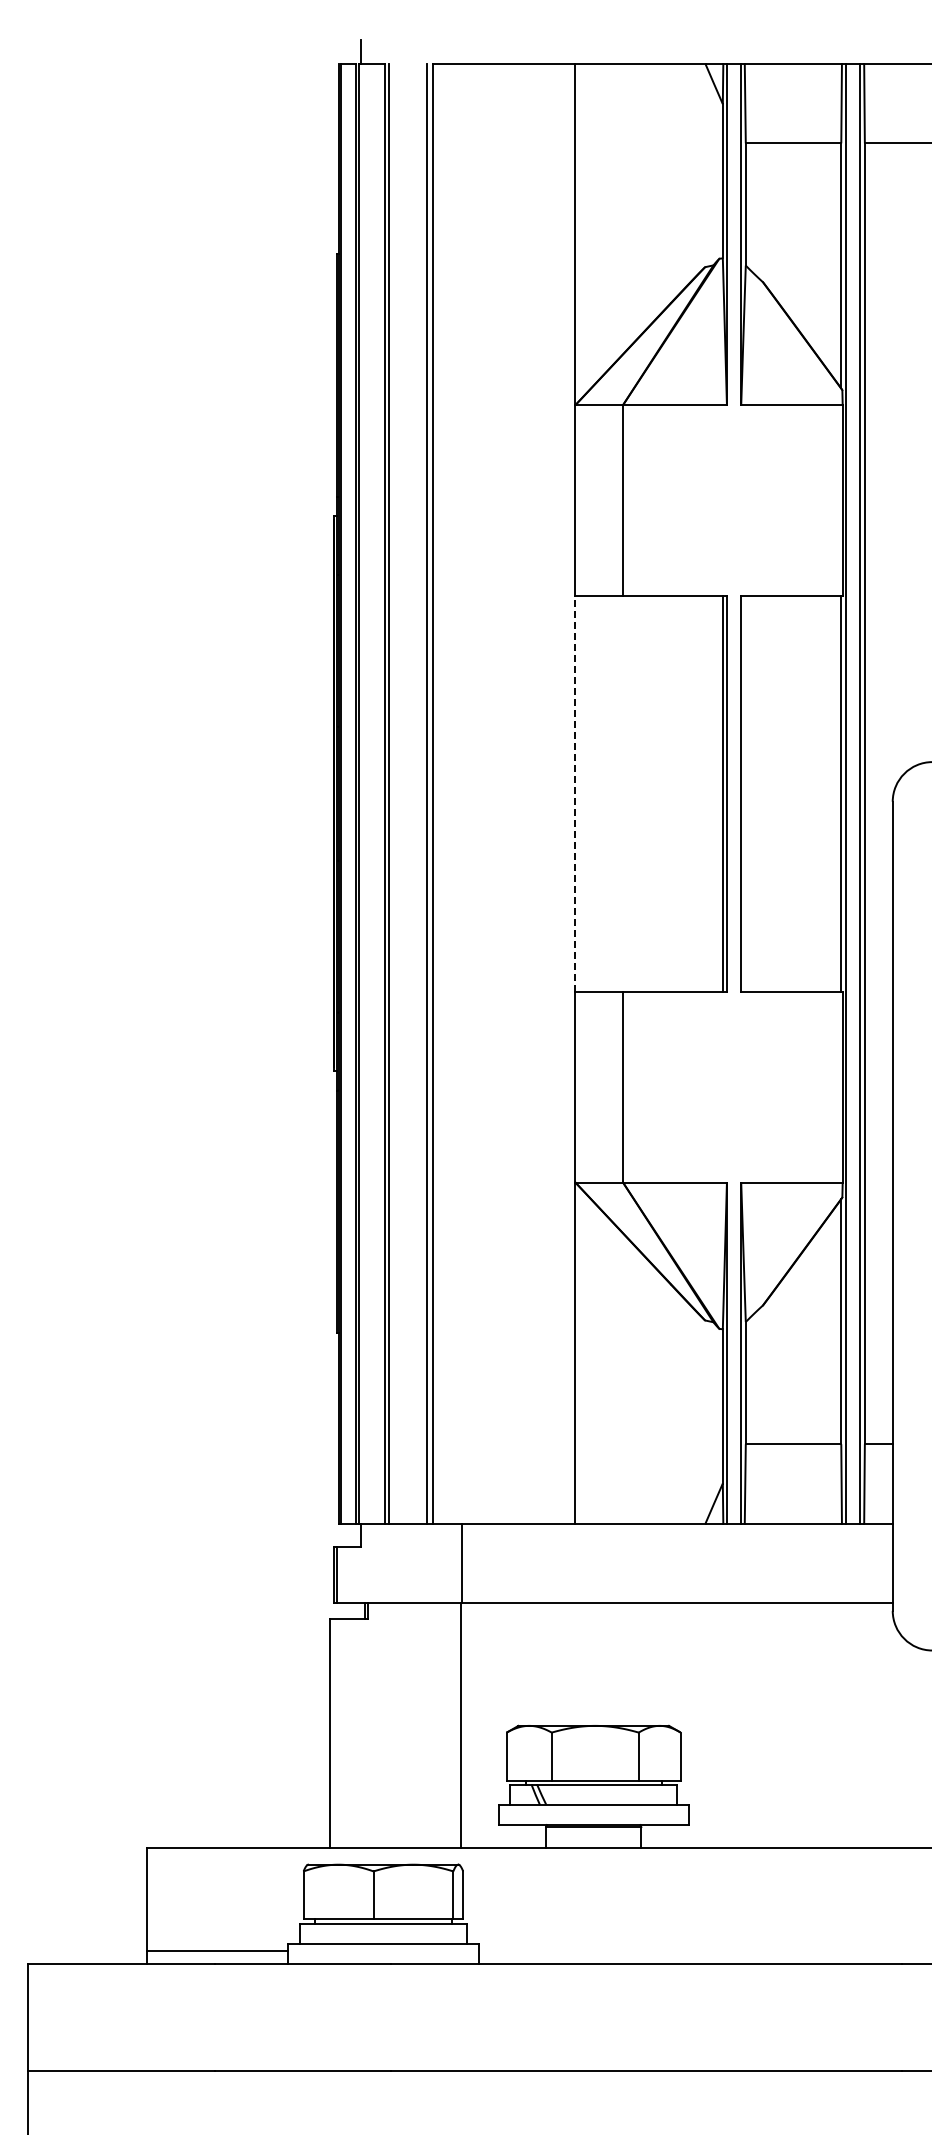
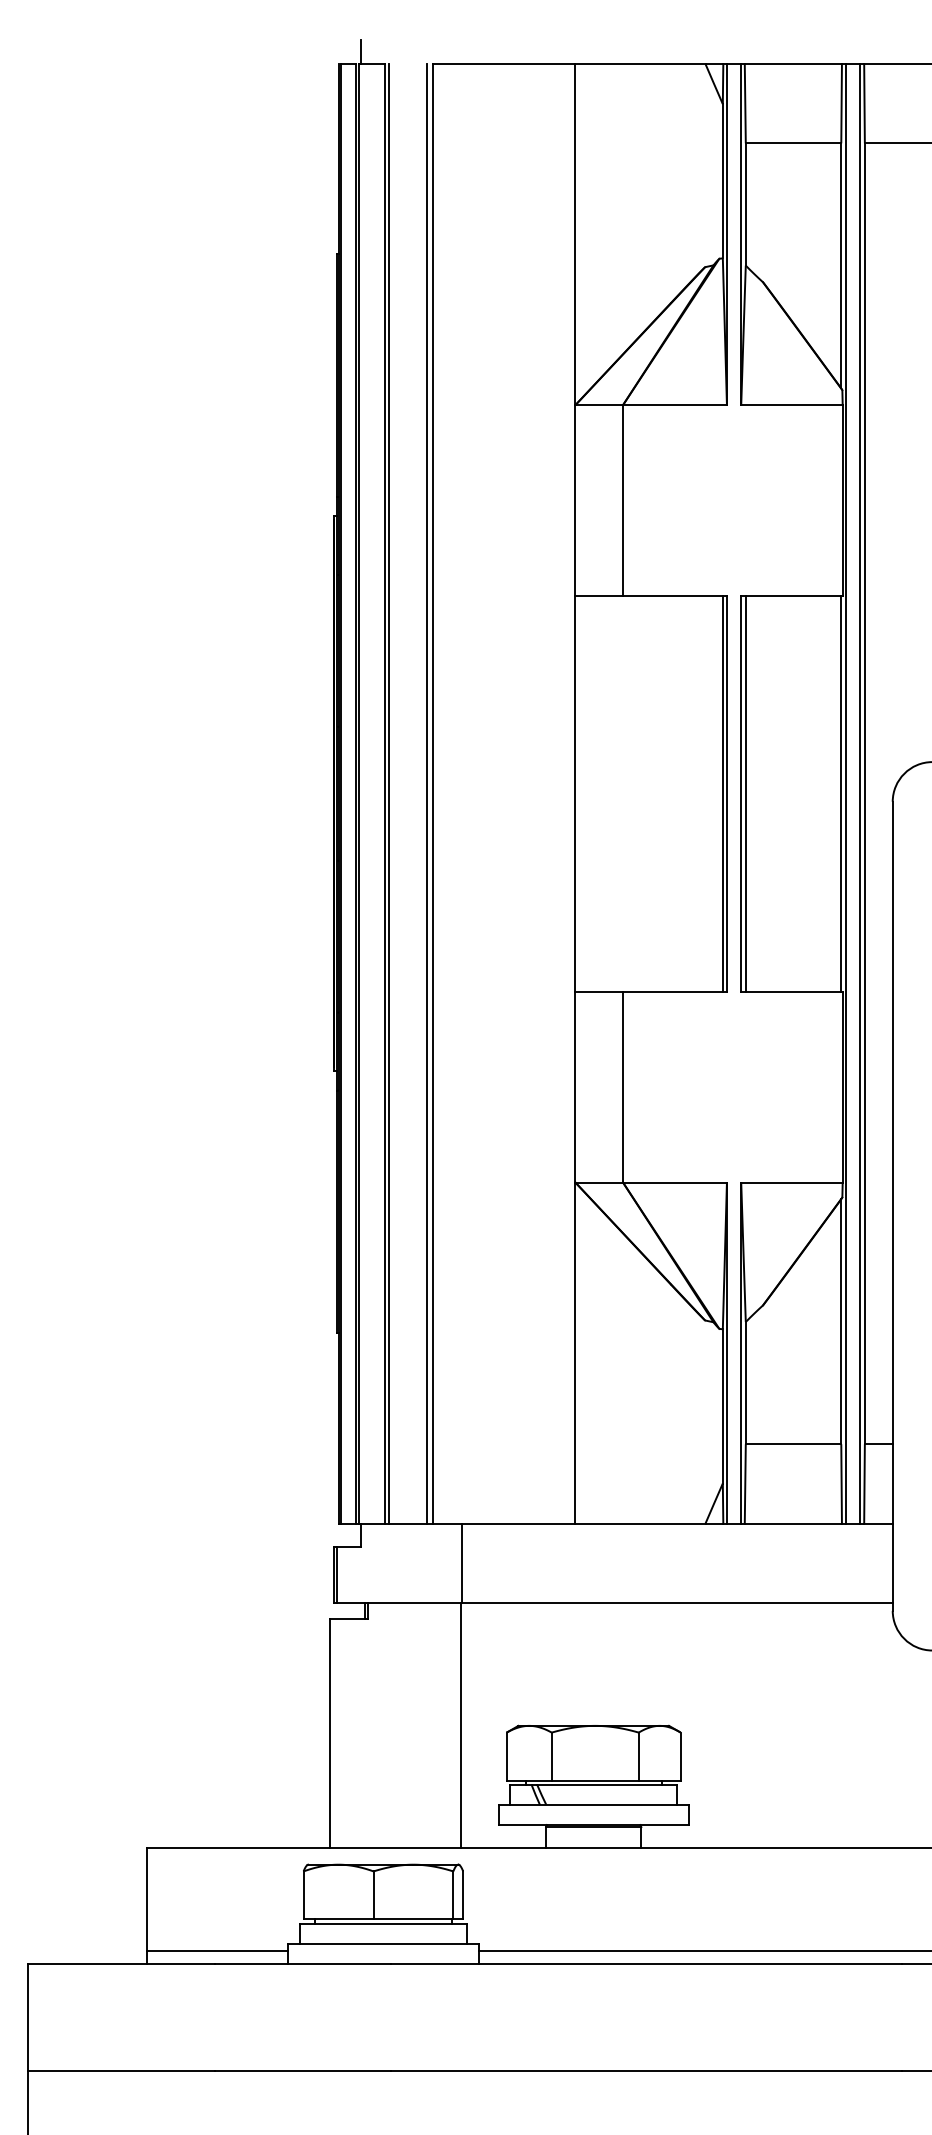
line: dashed -> solid (575, 793)
line: none -> present (745, 793)
line: none -> present (703, 1951)
